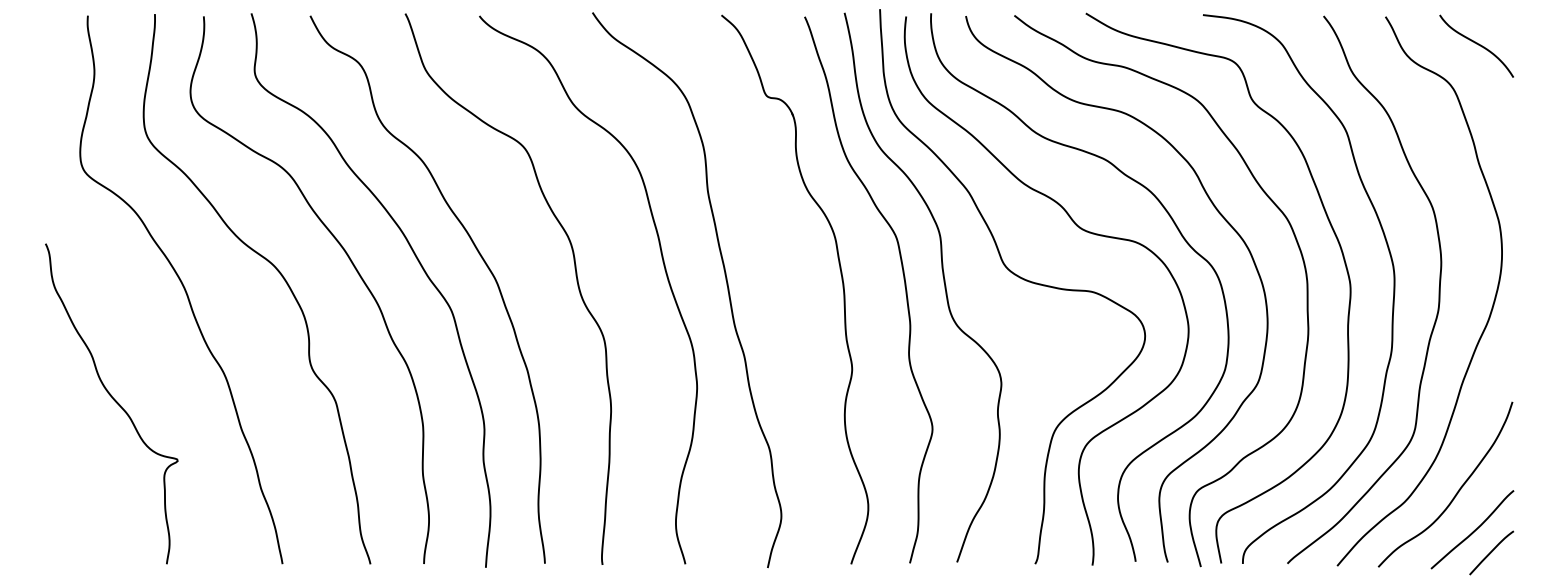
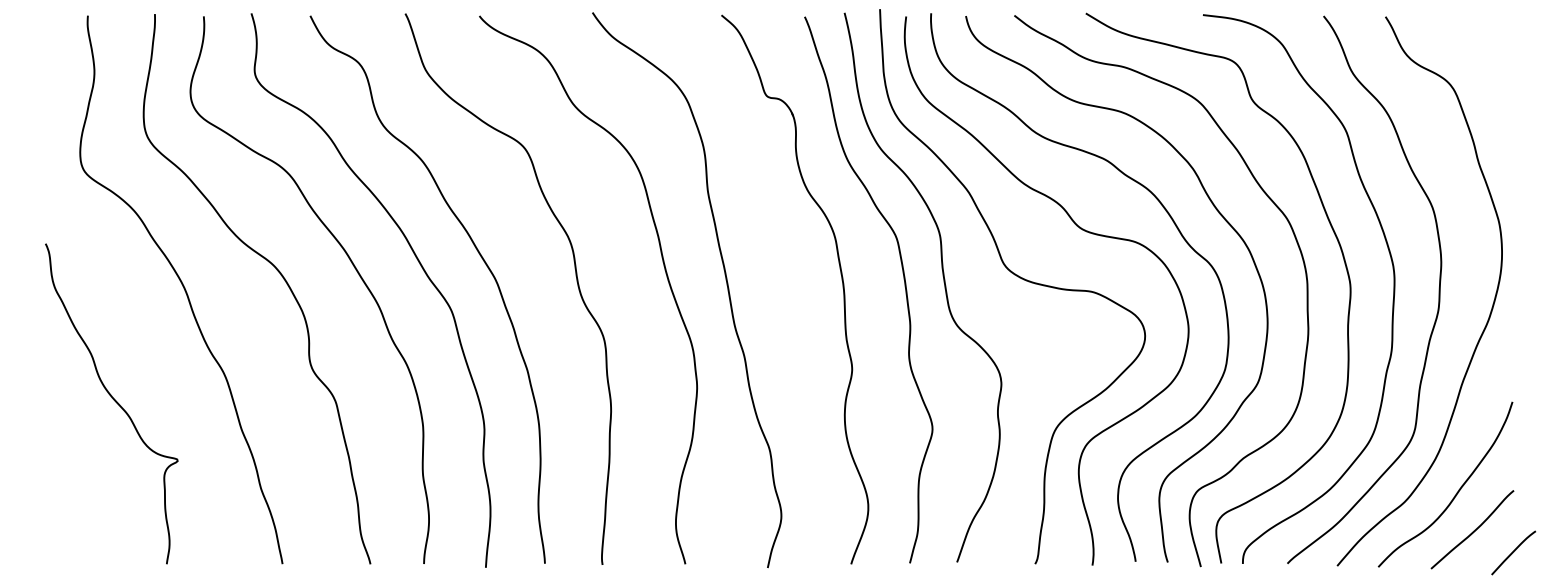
curve: present -> none (1476, 44)
line position: (1491, 552) -> (1513, 552) (1513, 552)
